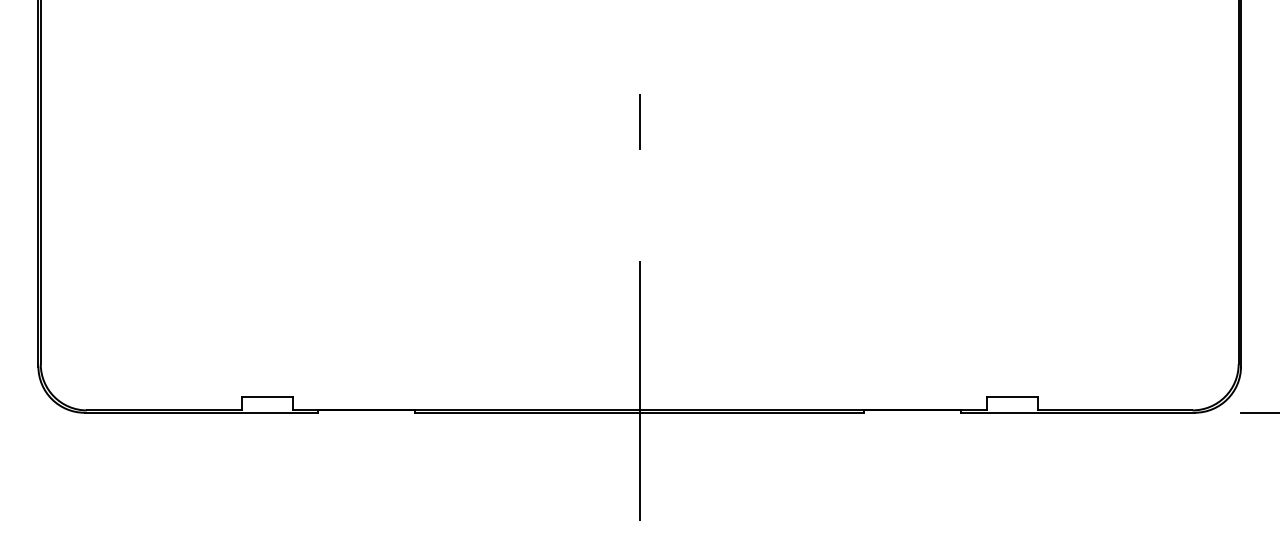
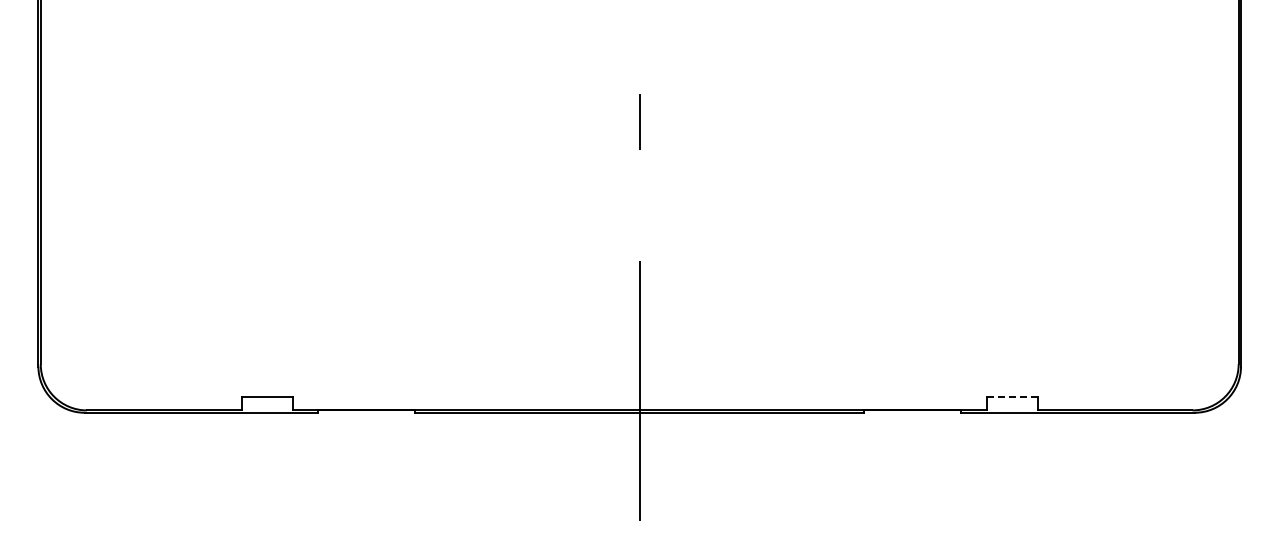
line: solid -> dashed (1012, 397)
line: present -> none (1258, 412)
